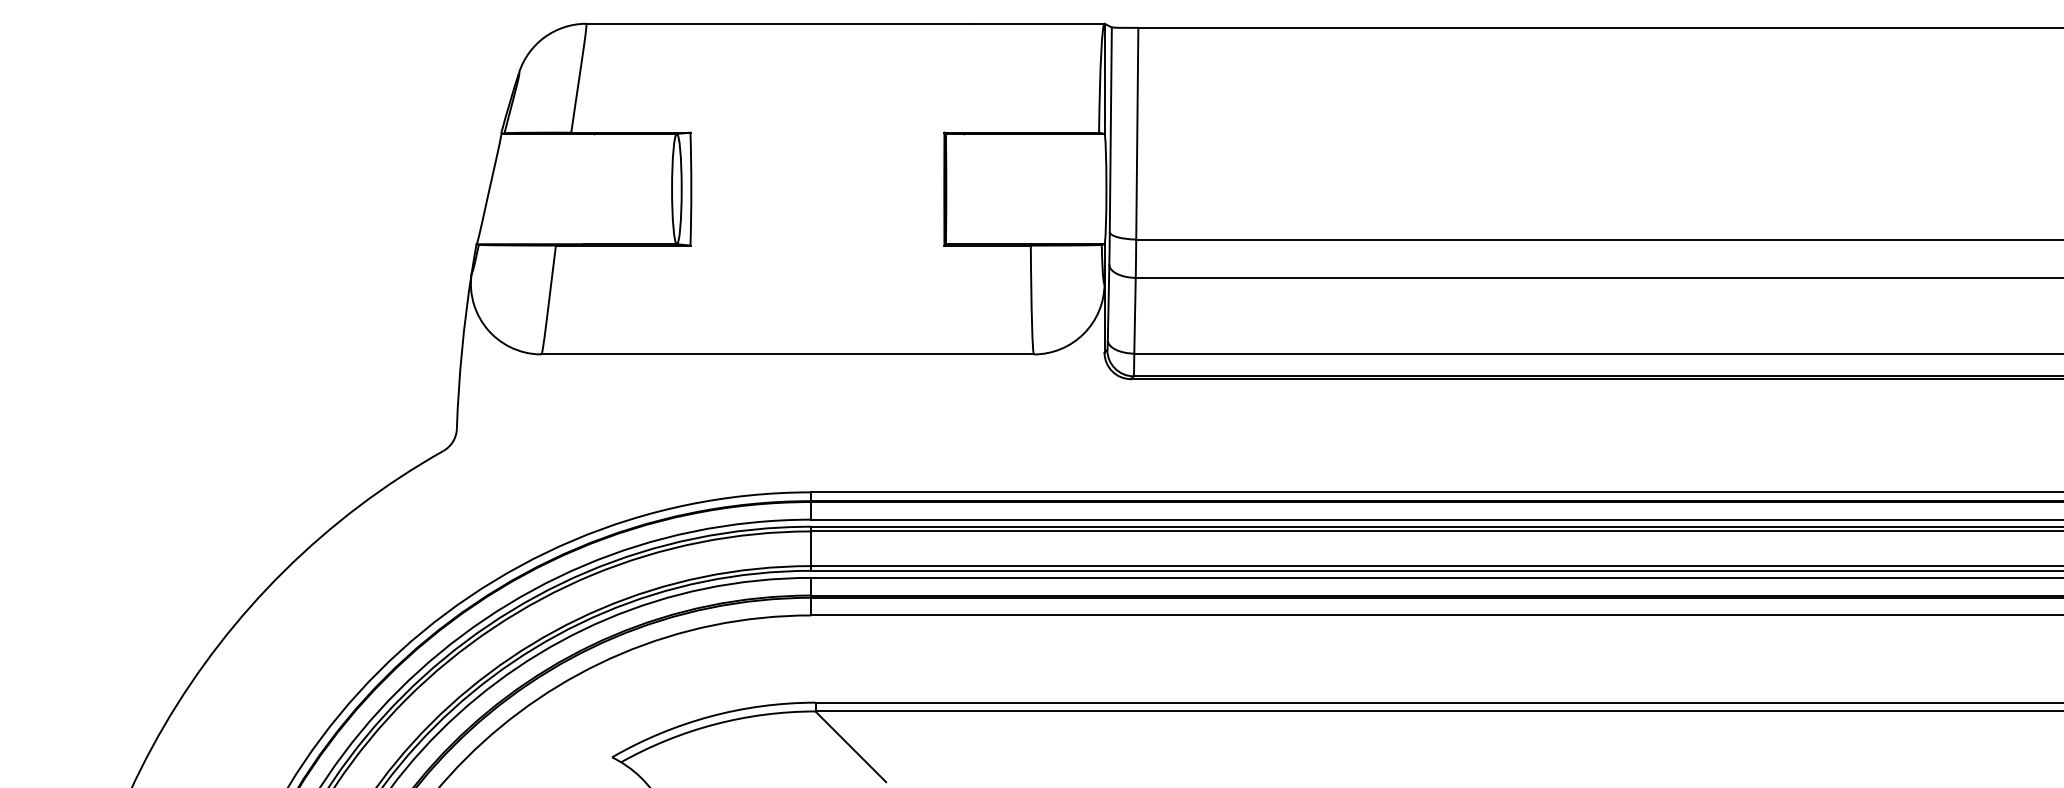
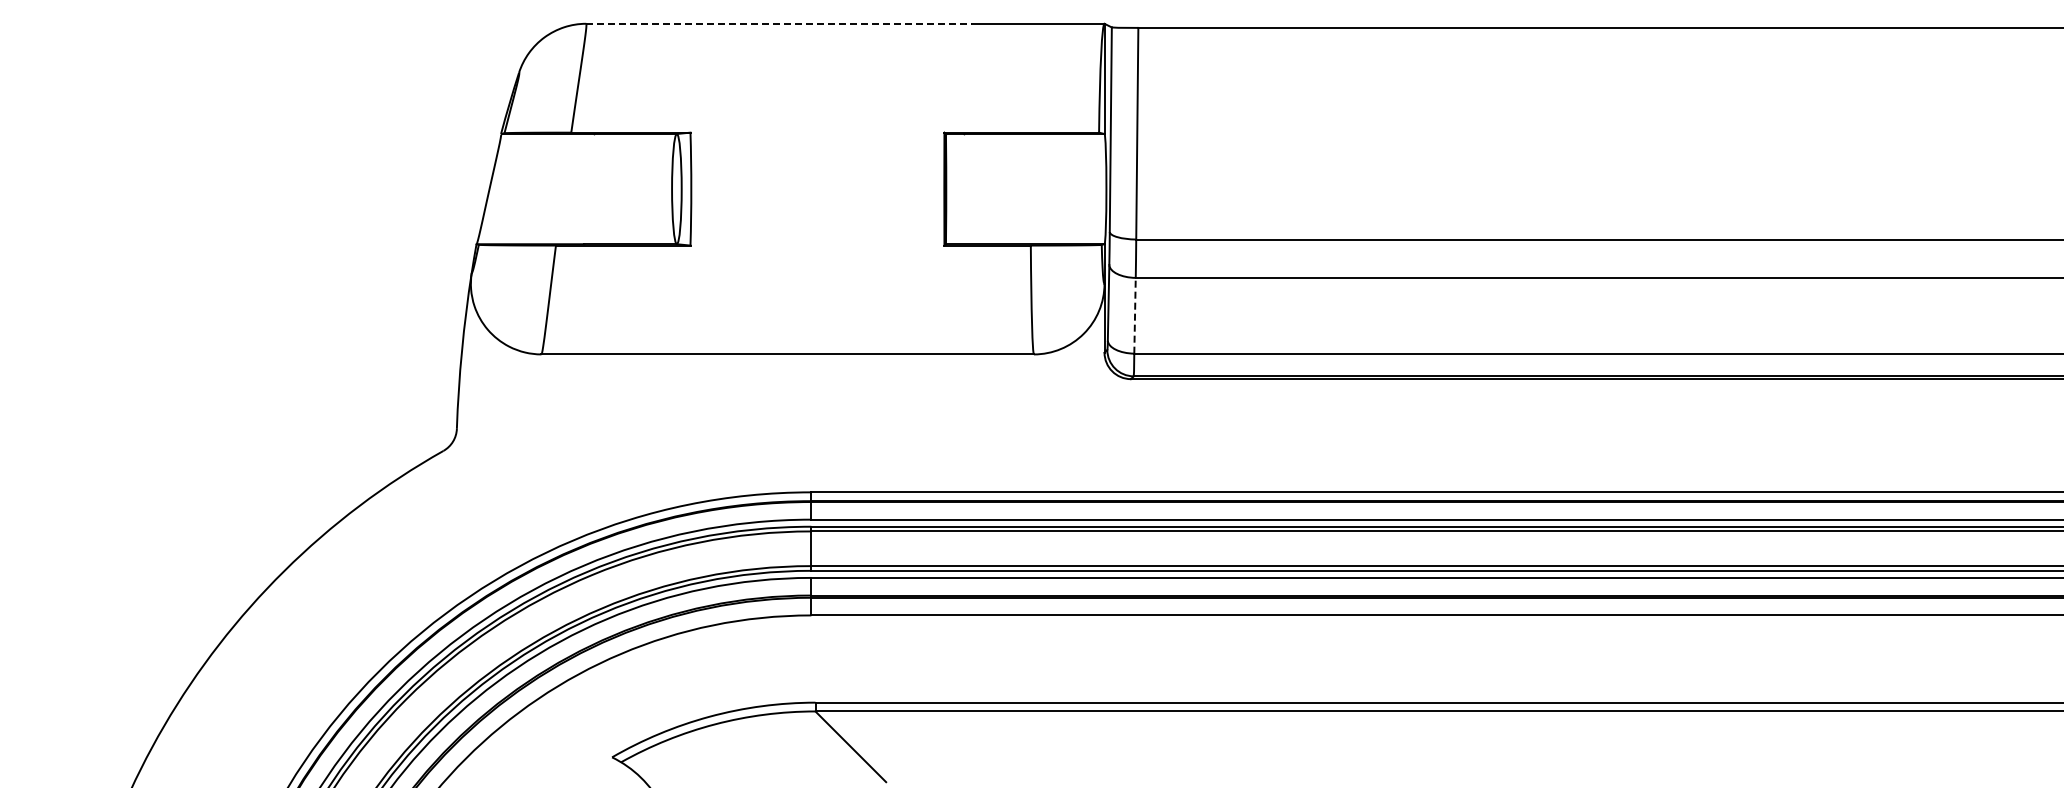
line: solid -> dashed (779, 23)
line: solid -> dashed (1135, 315)
